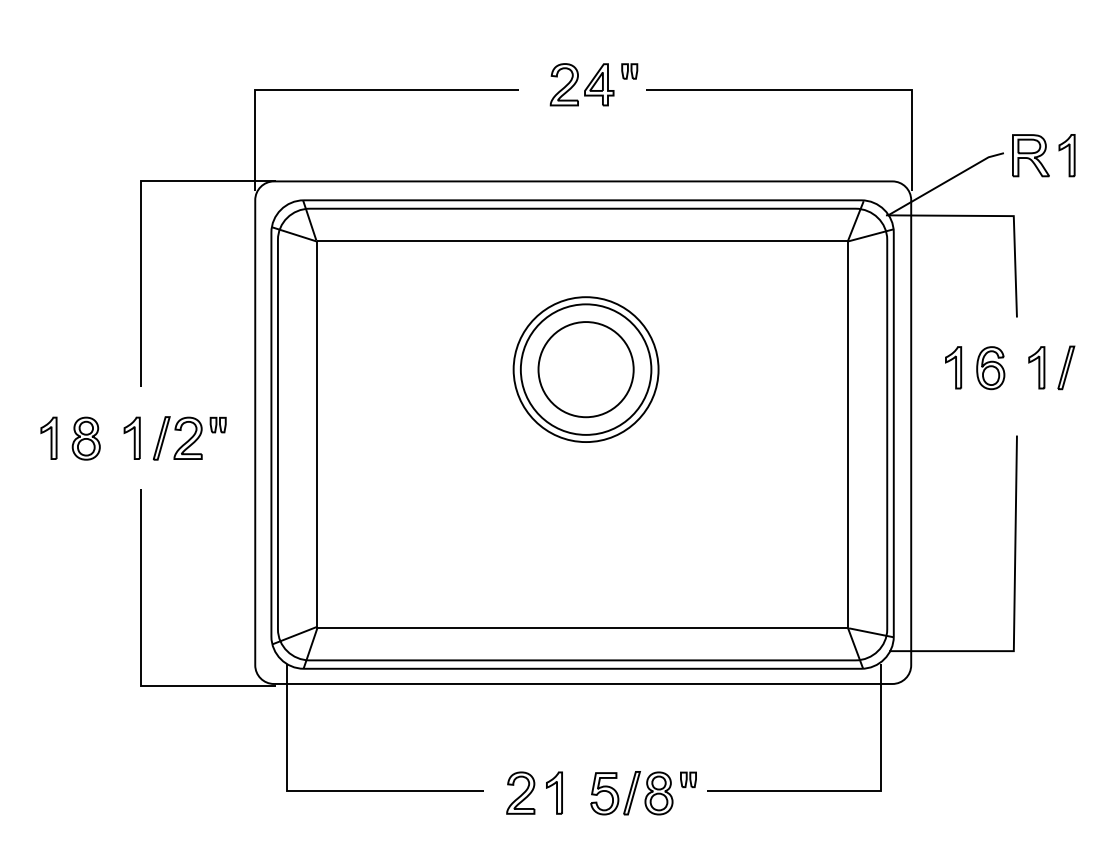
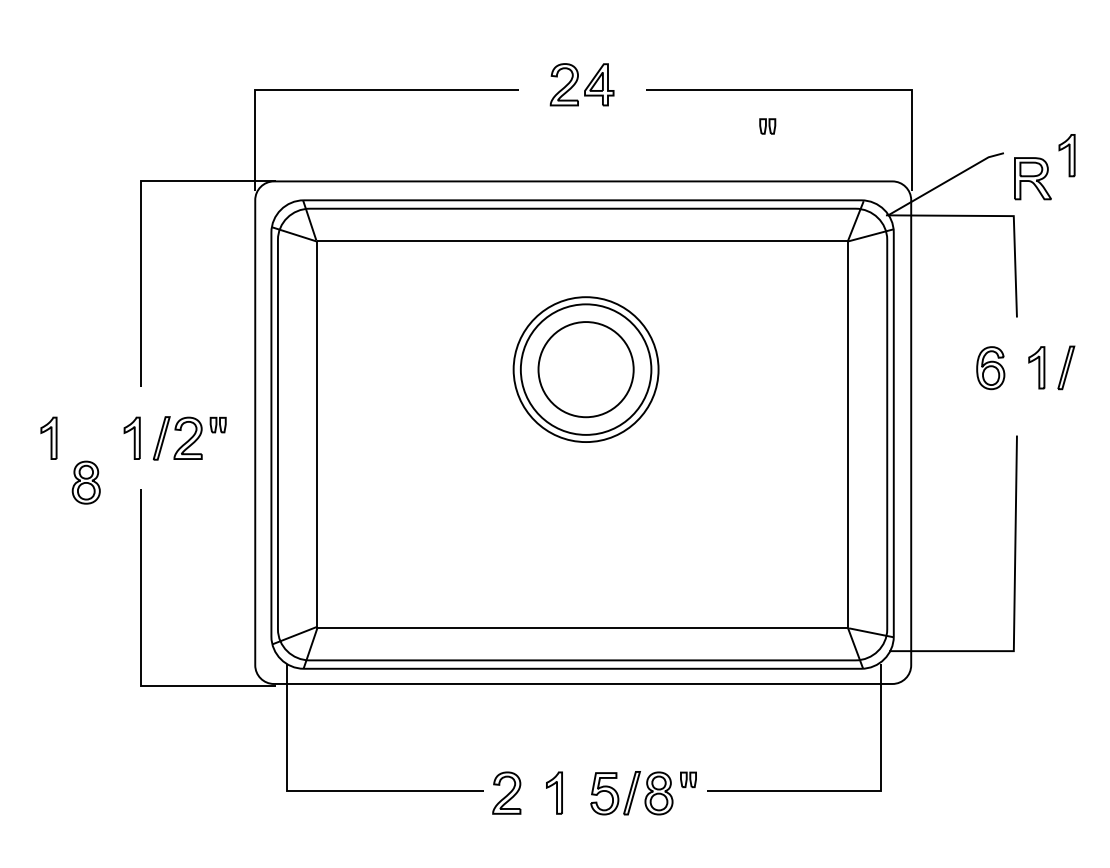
part position: (629, 71) -> (767, 126) (767, 126)
part position: (1030, 155) -> (1032, 178) (1032, 178)
part: present -> none (953, 367)
part position: (85, 438) -> (85, 482) (85, 482)
part position: (520, 792) -> (506, 792) (506, 792)
